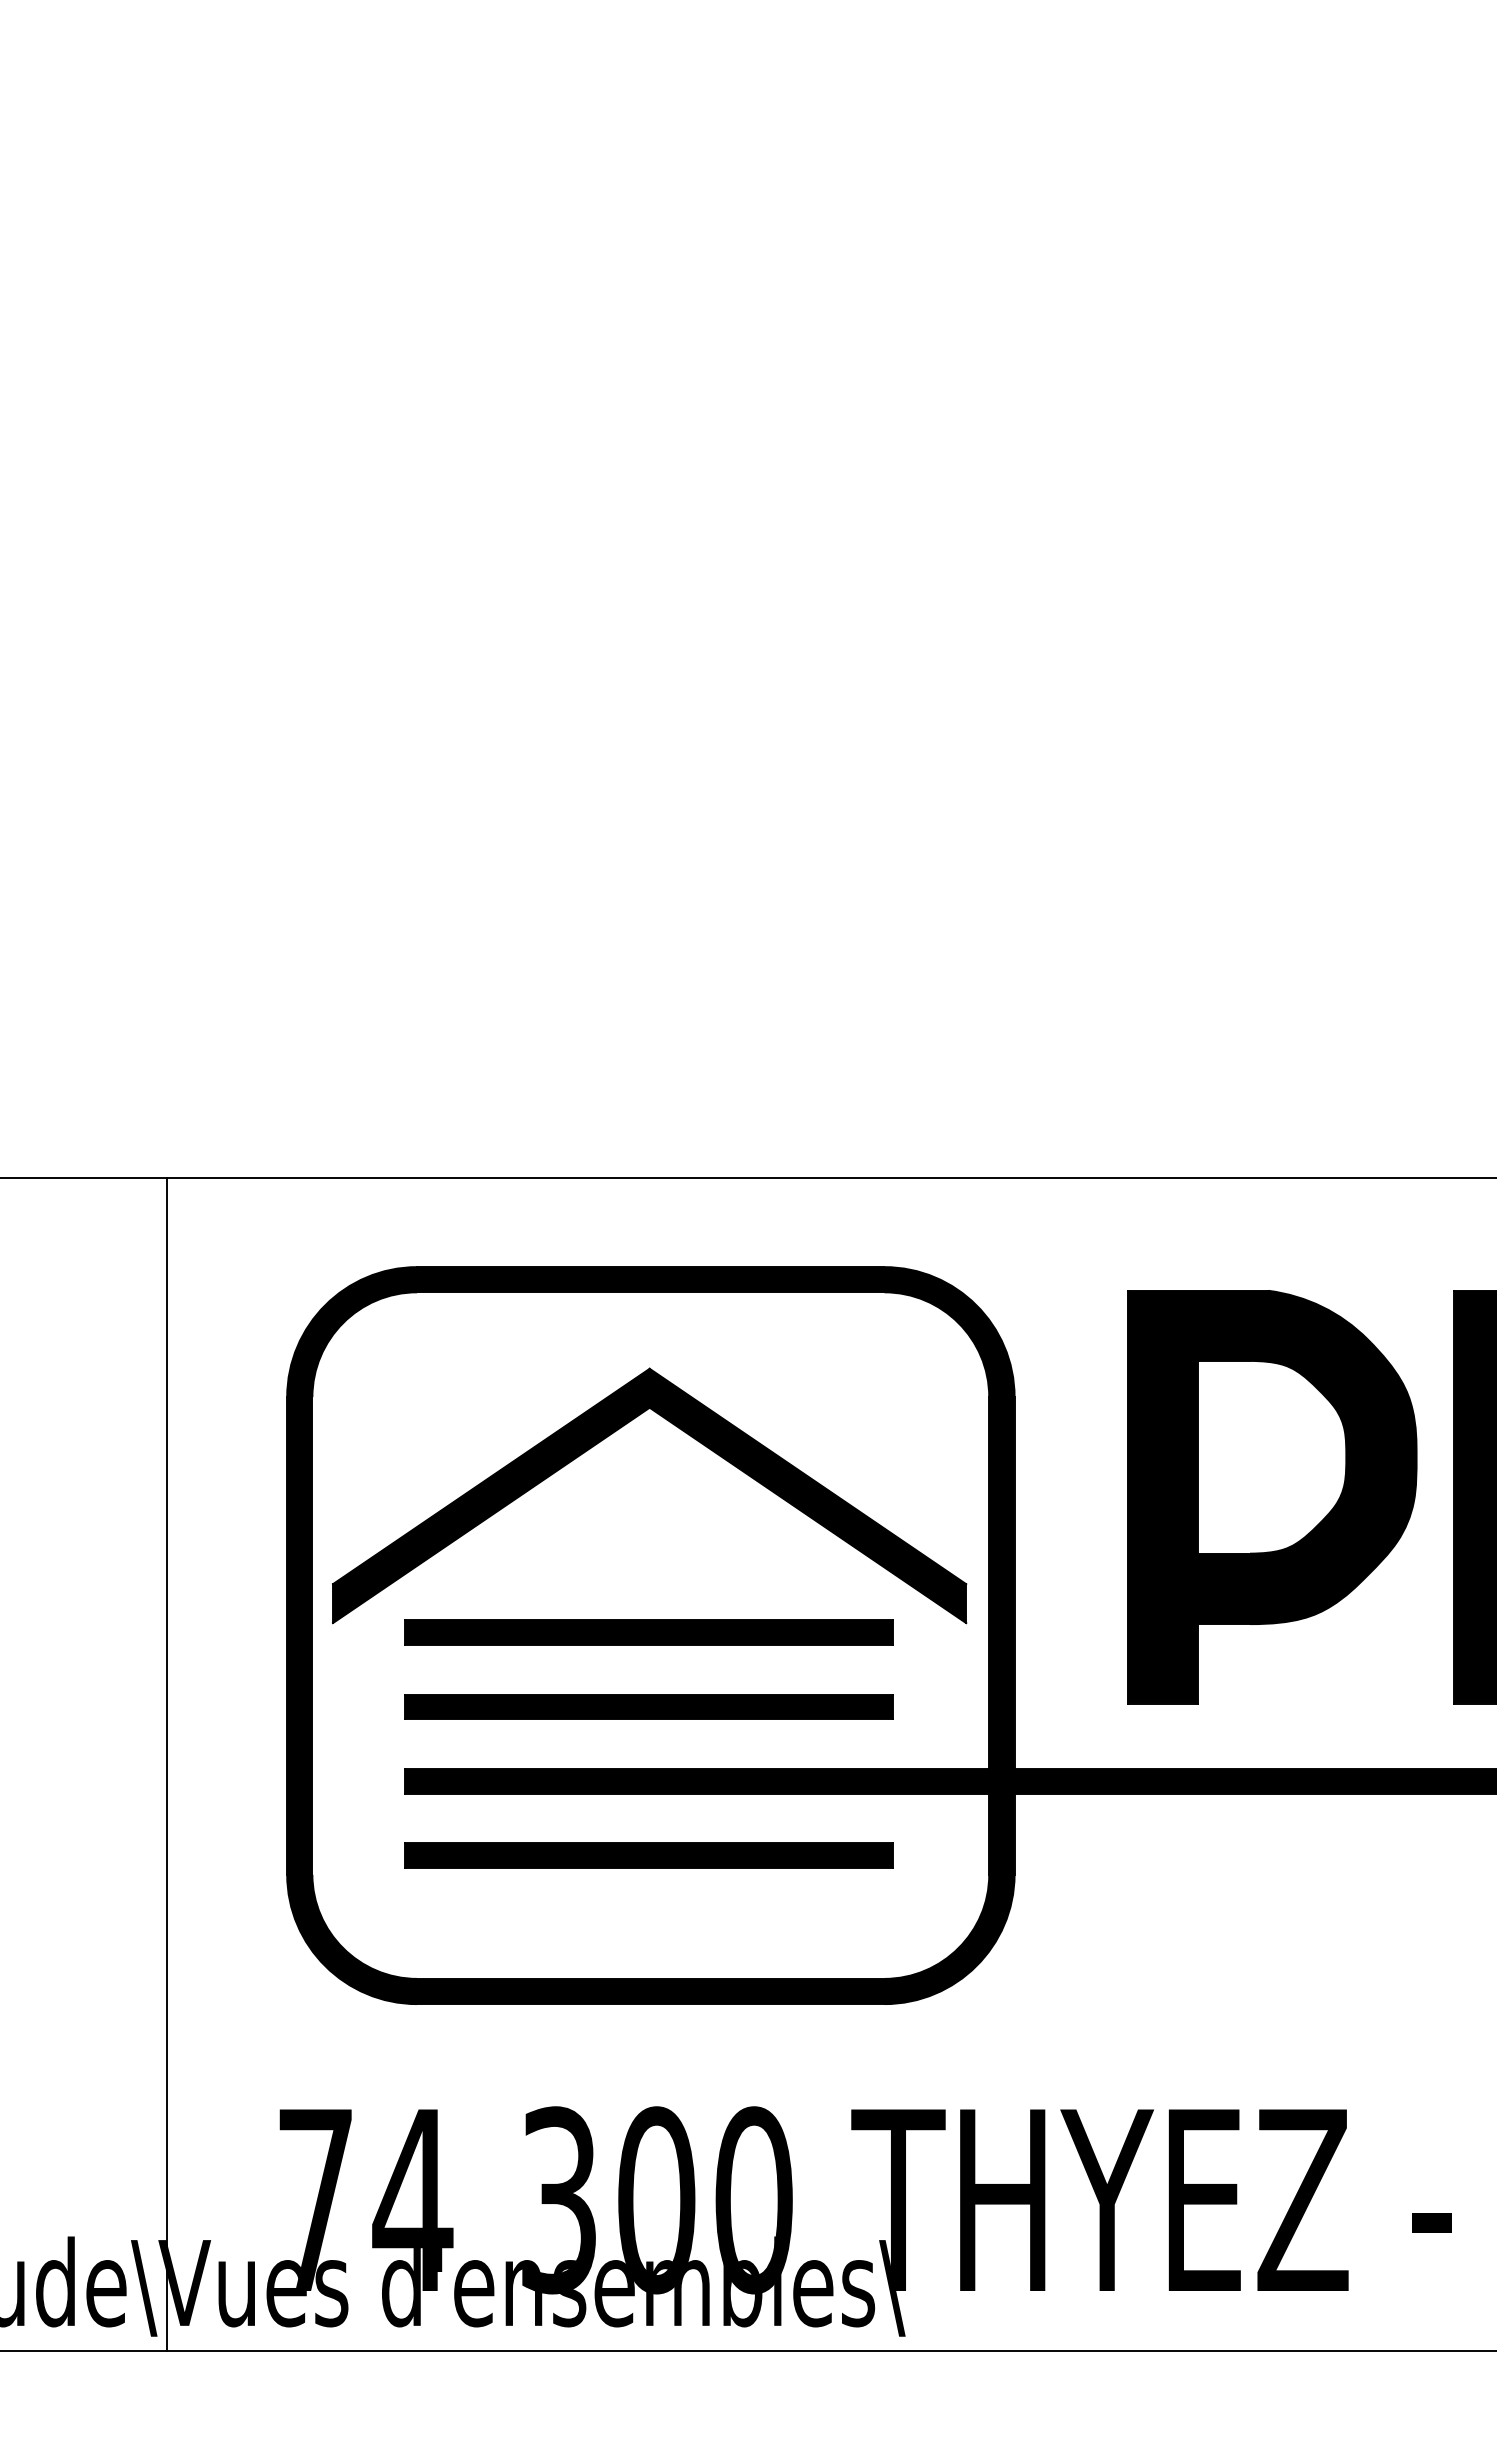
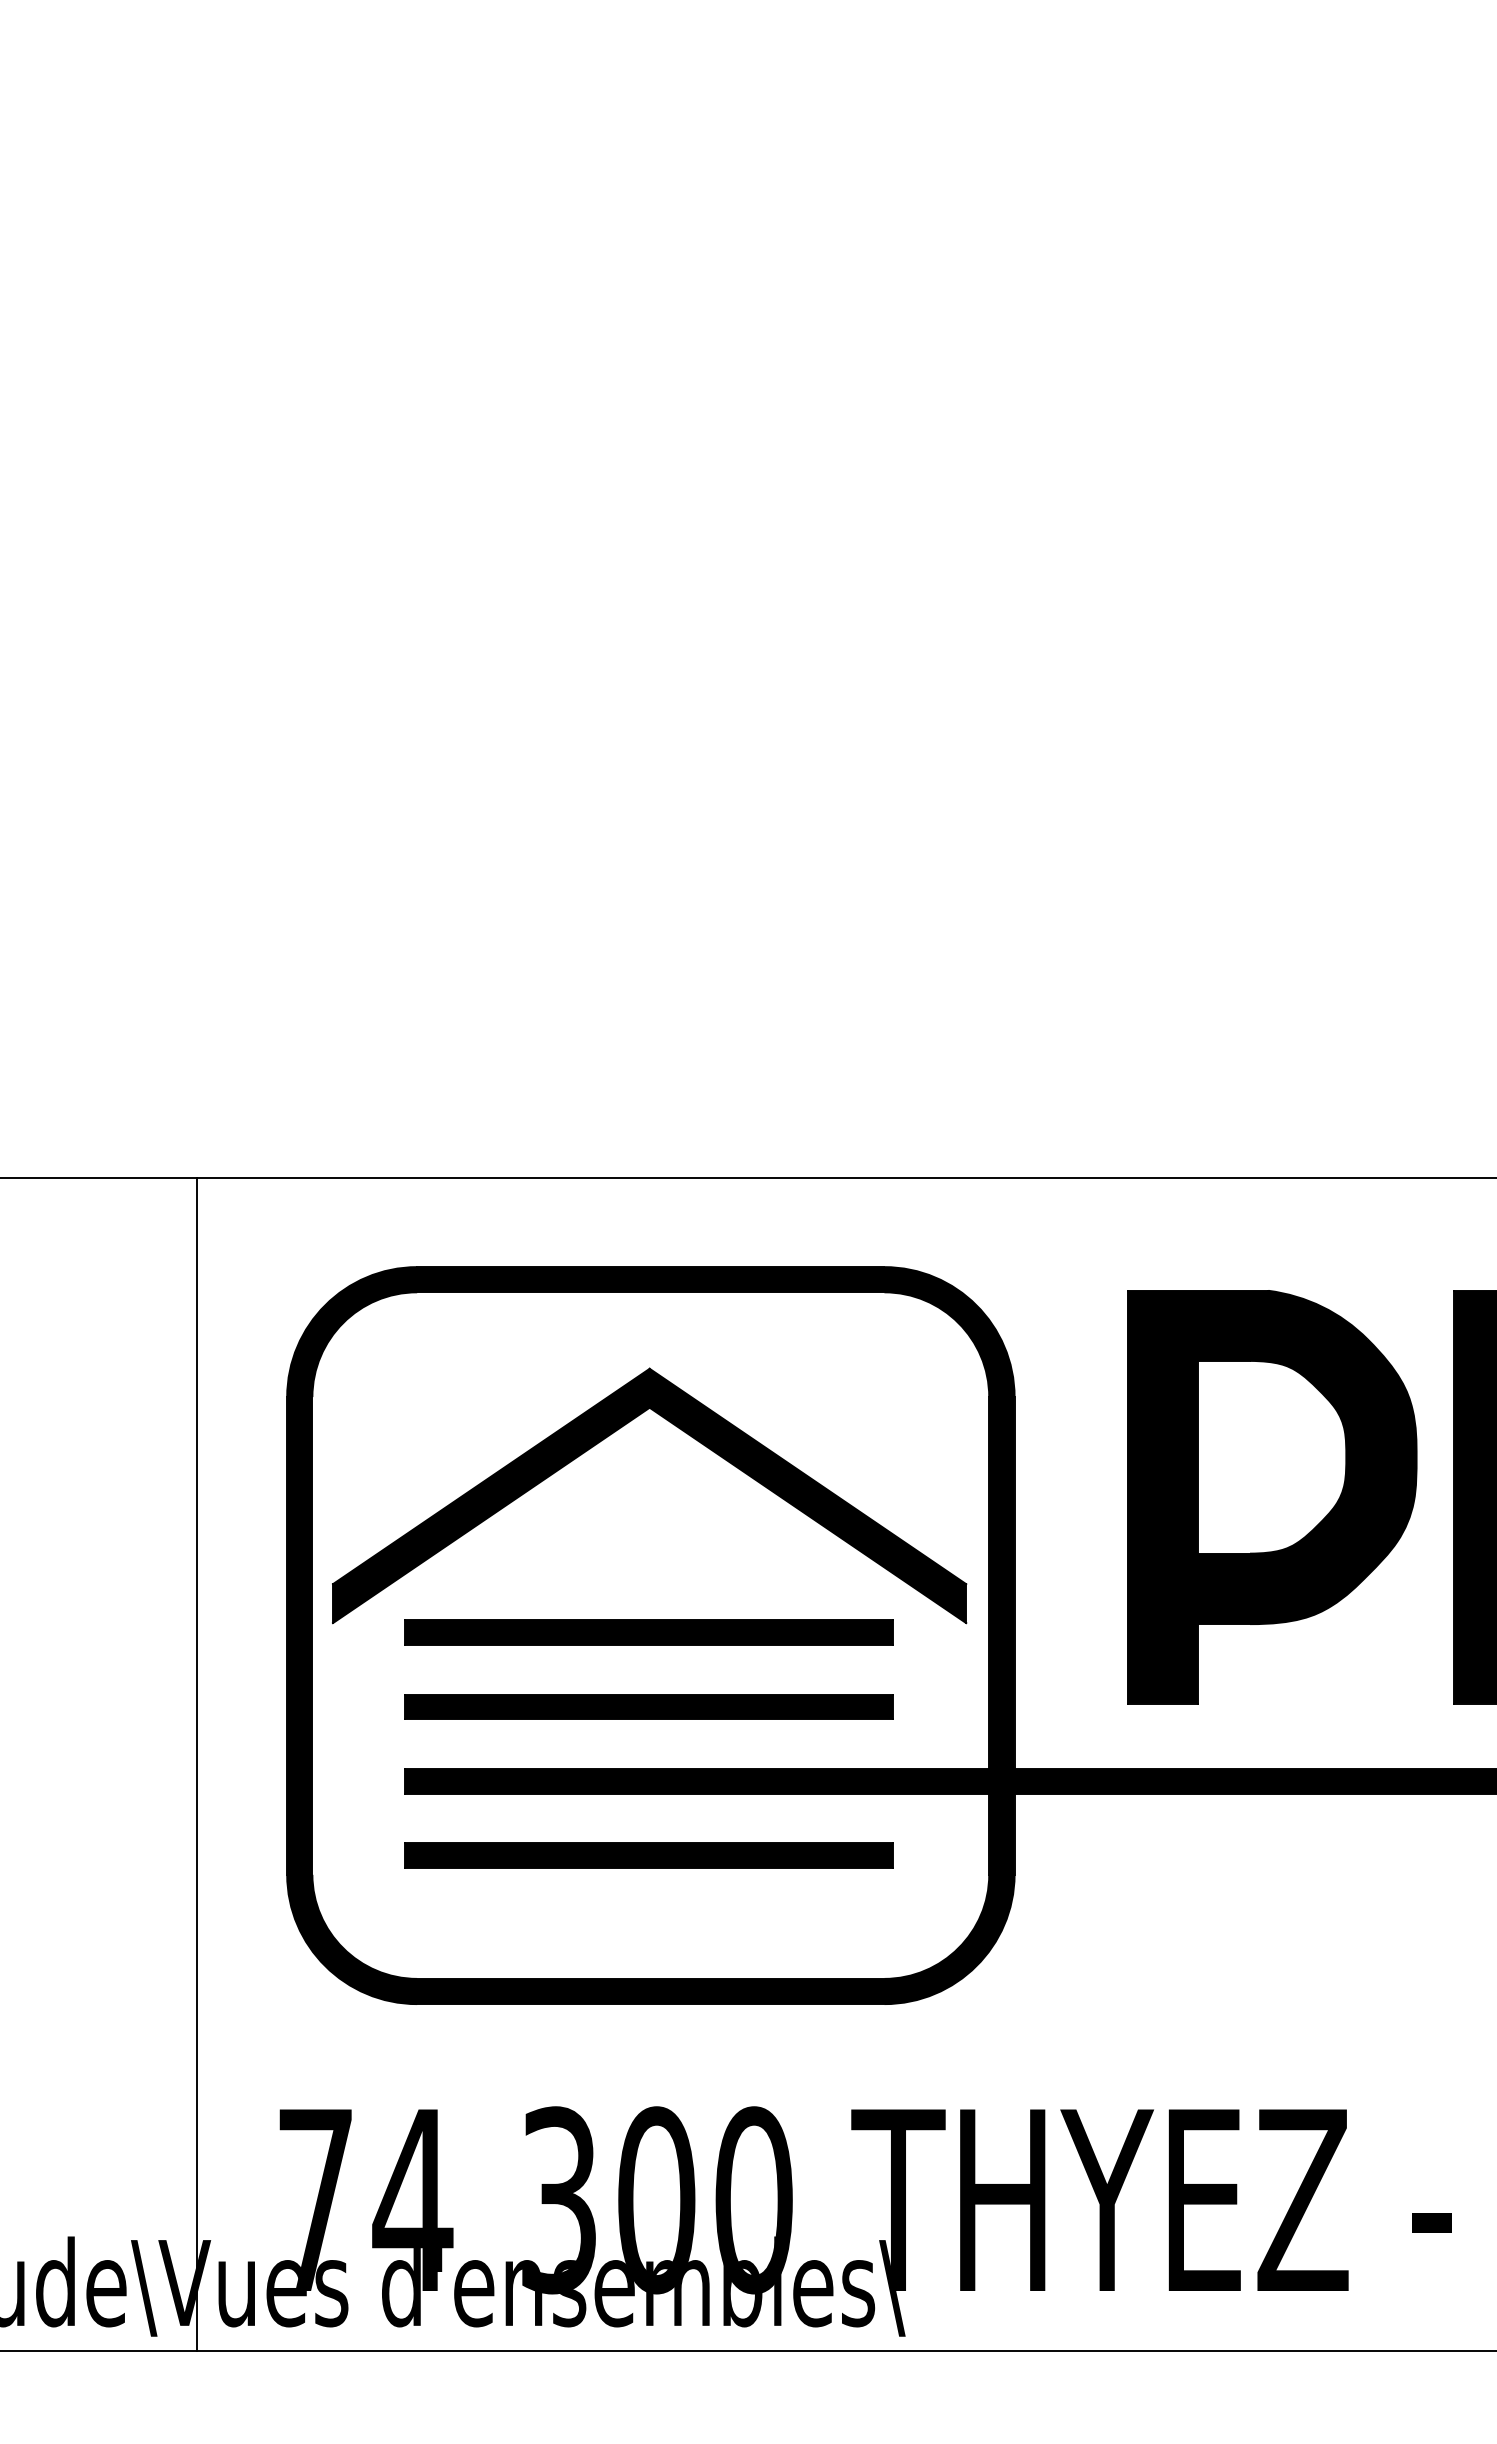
line position: (166, 1764) -> (196, 1764) (196, 1764)
